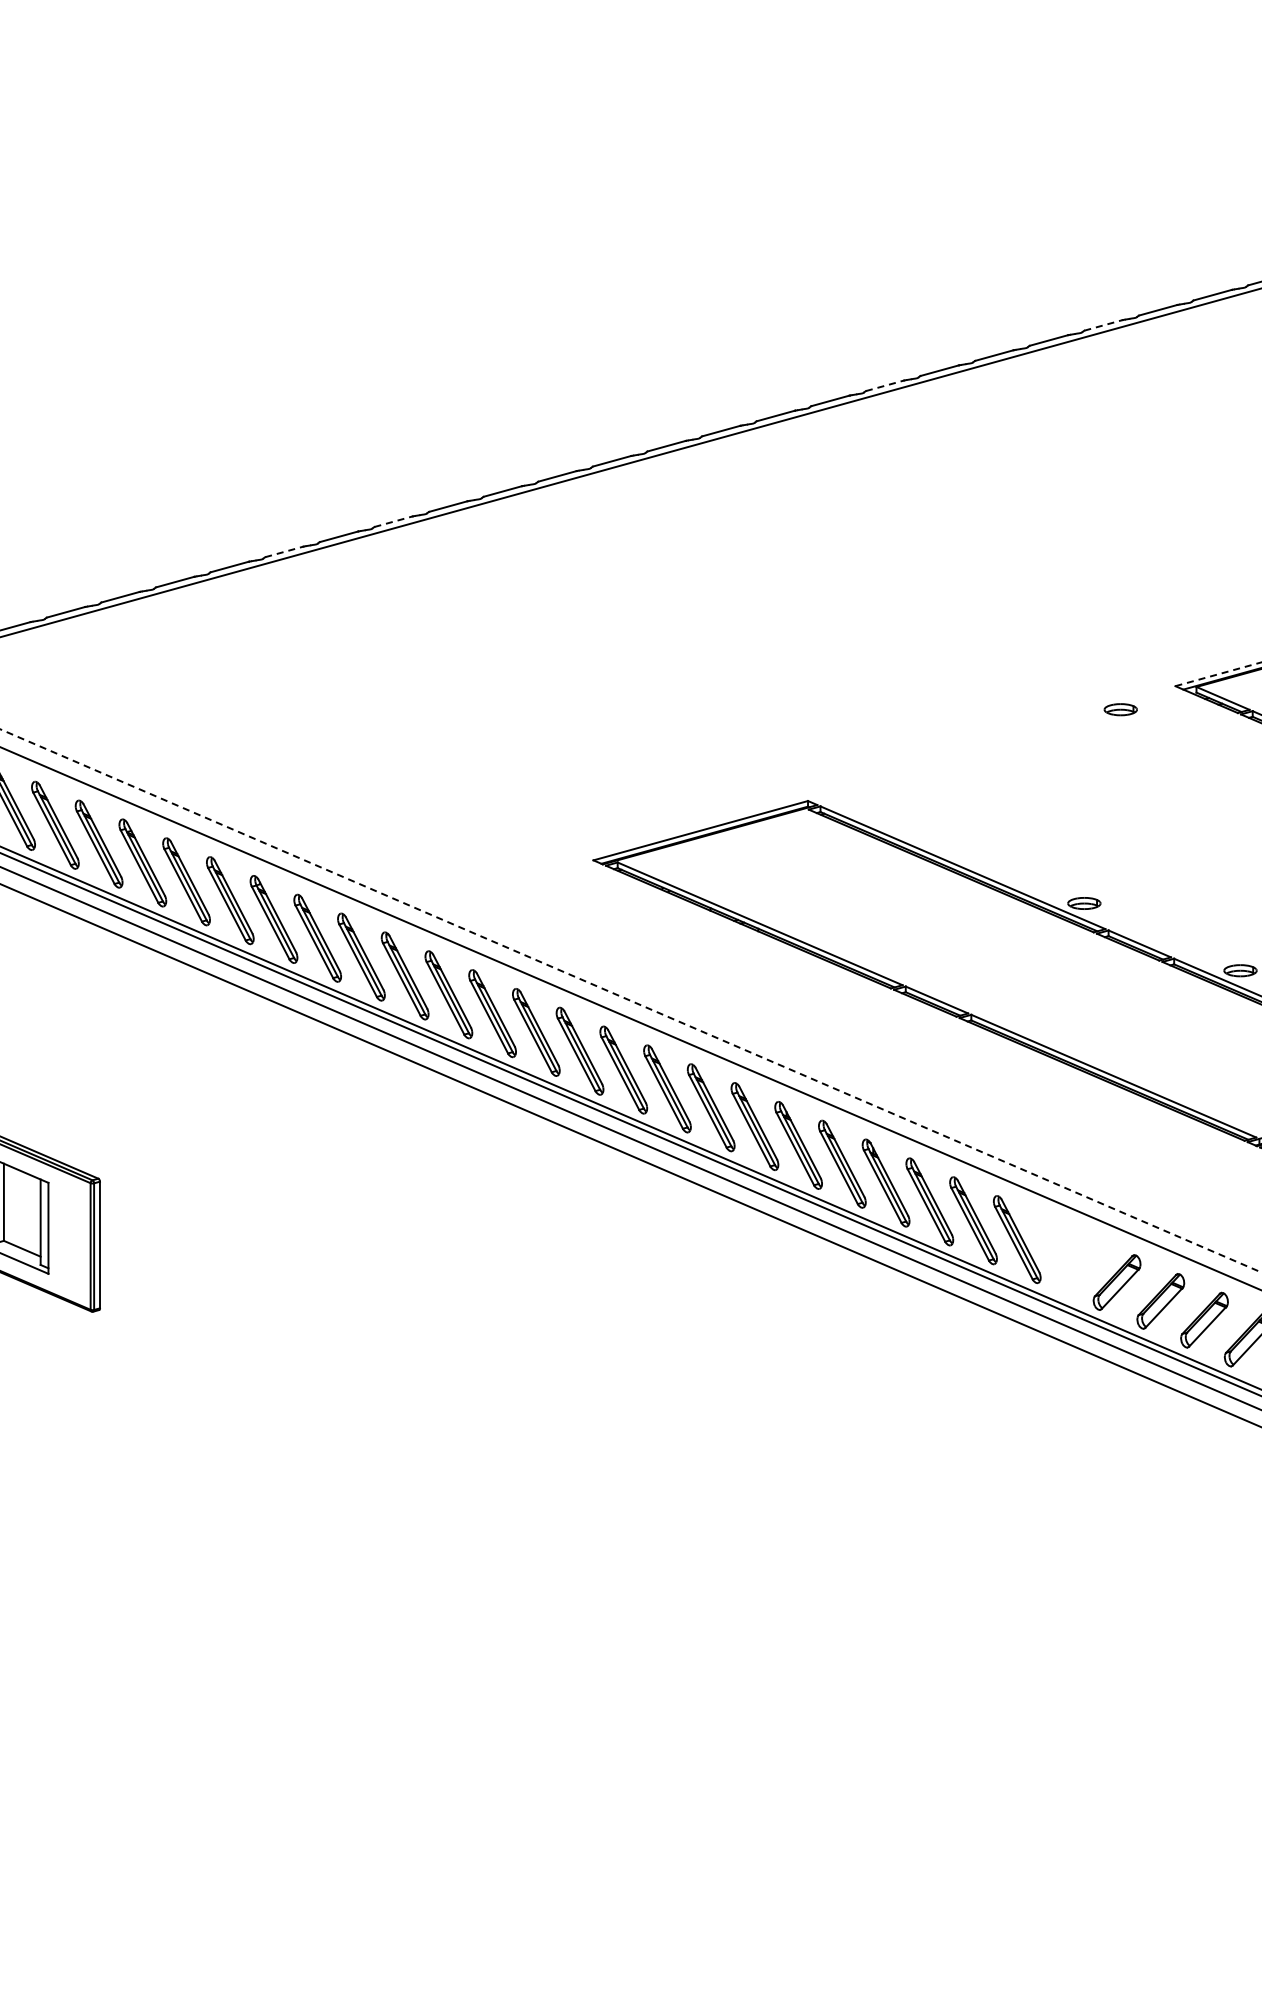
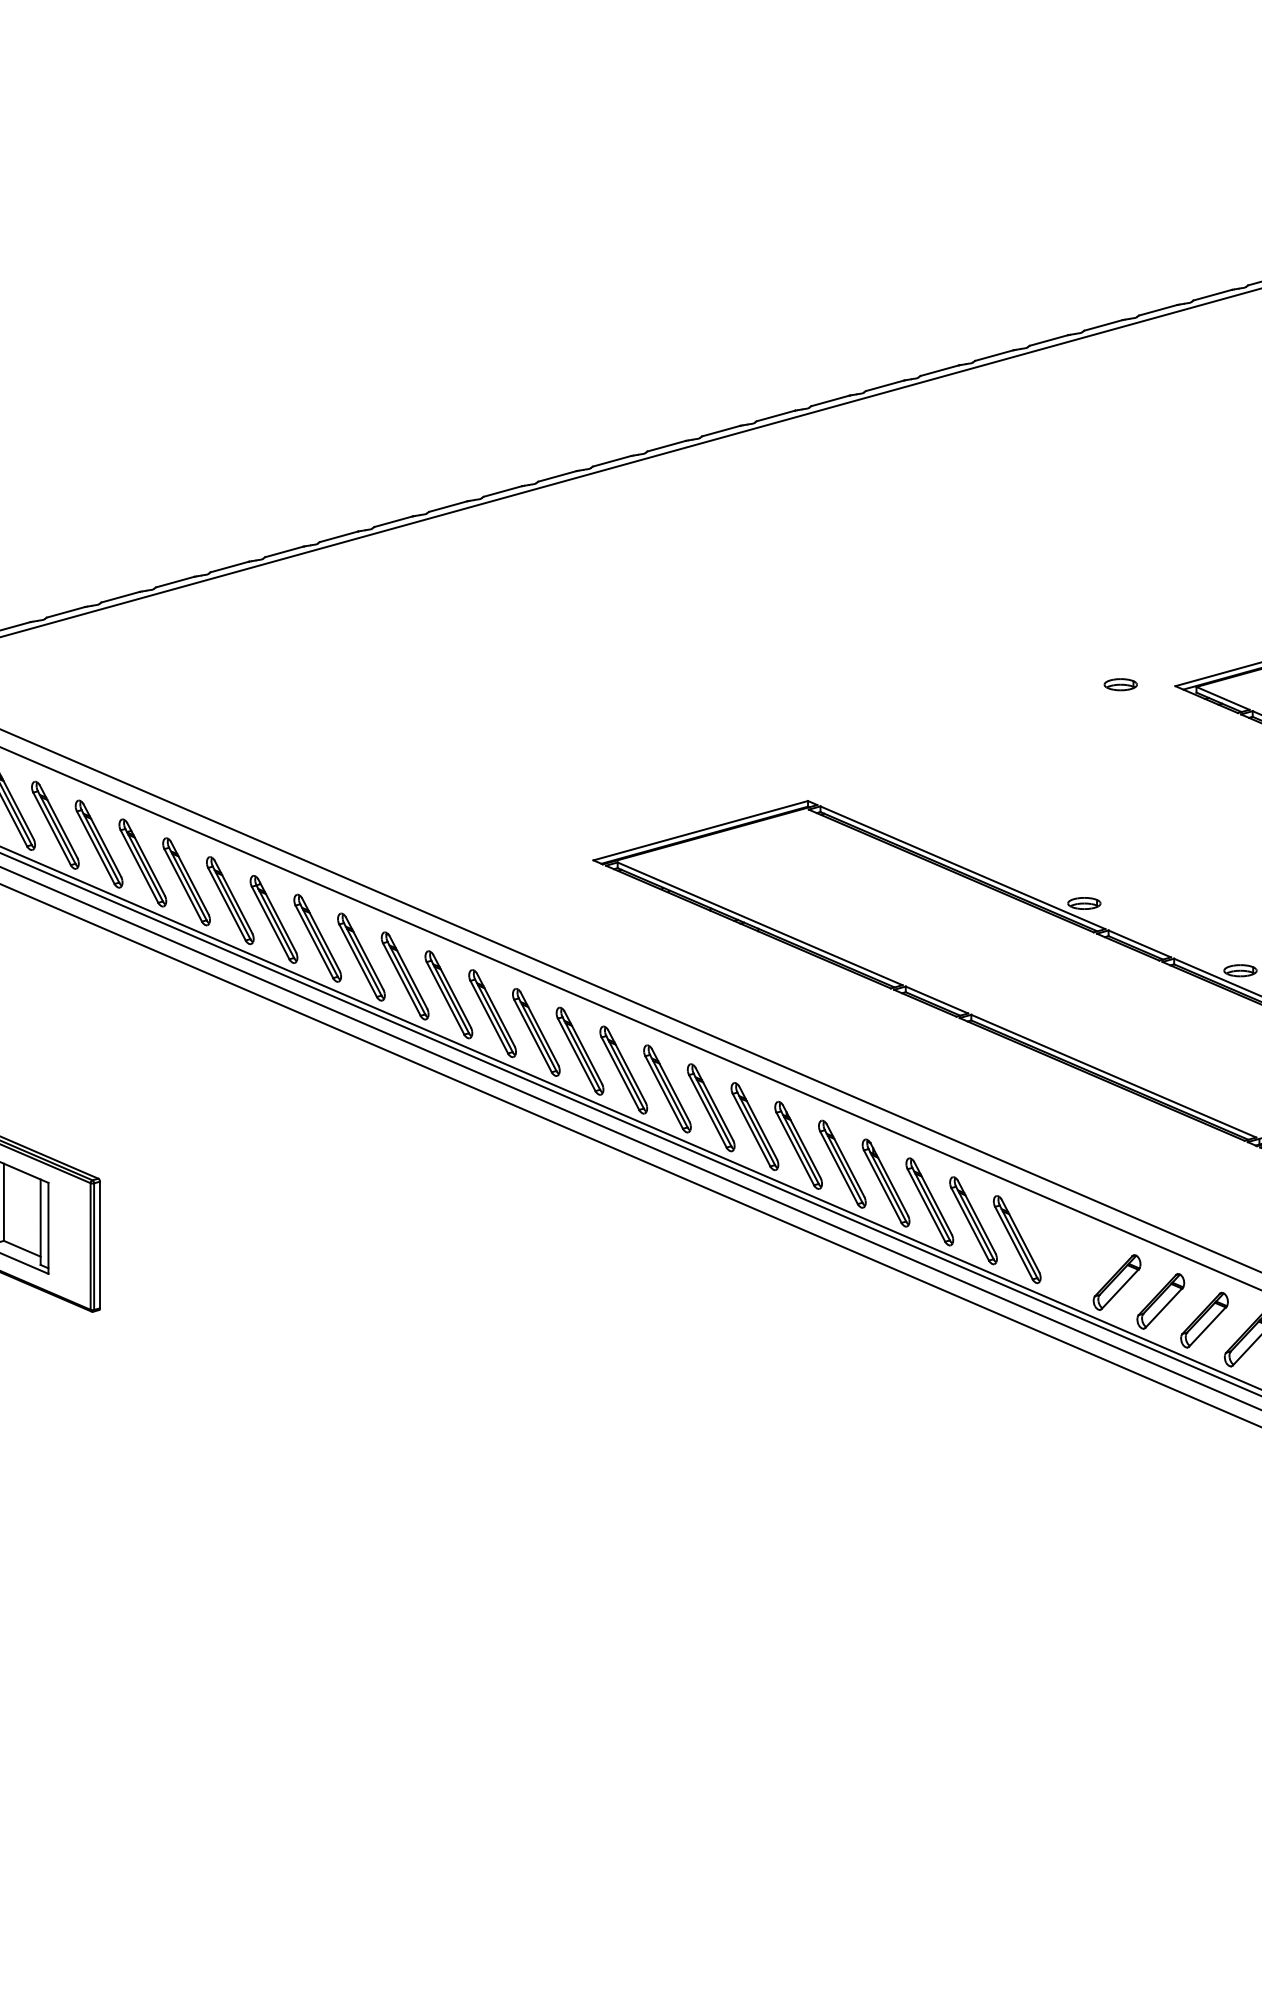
line: dashed -> solid (1104, 325)
line: dashed -> solid (885, 385)
line: dashed -> solid (394, 521)
line: dashed -> solid (284, 551)
line: dashed -> solid (1218, 674)
part position: (1120, 709) -> (1120, 684) (1120, 684)
line: dashed -> solid (630, 1000)
